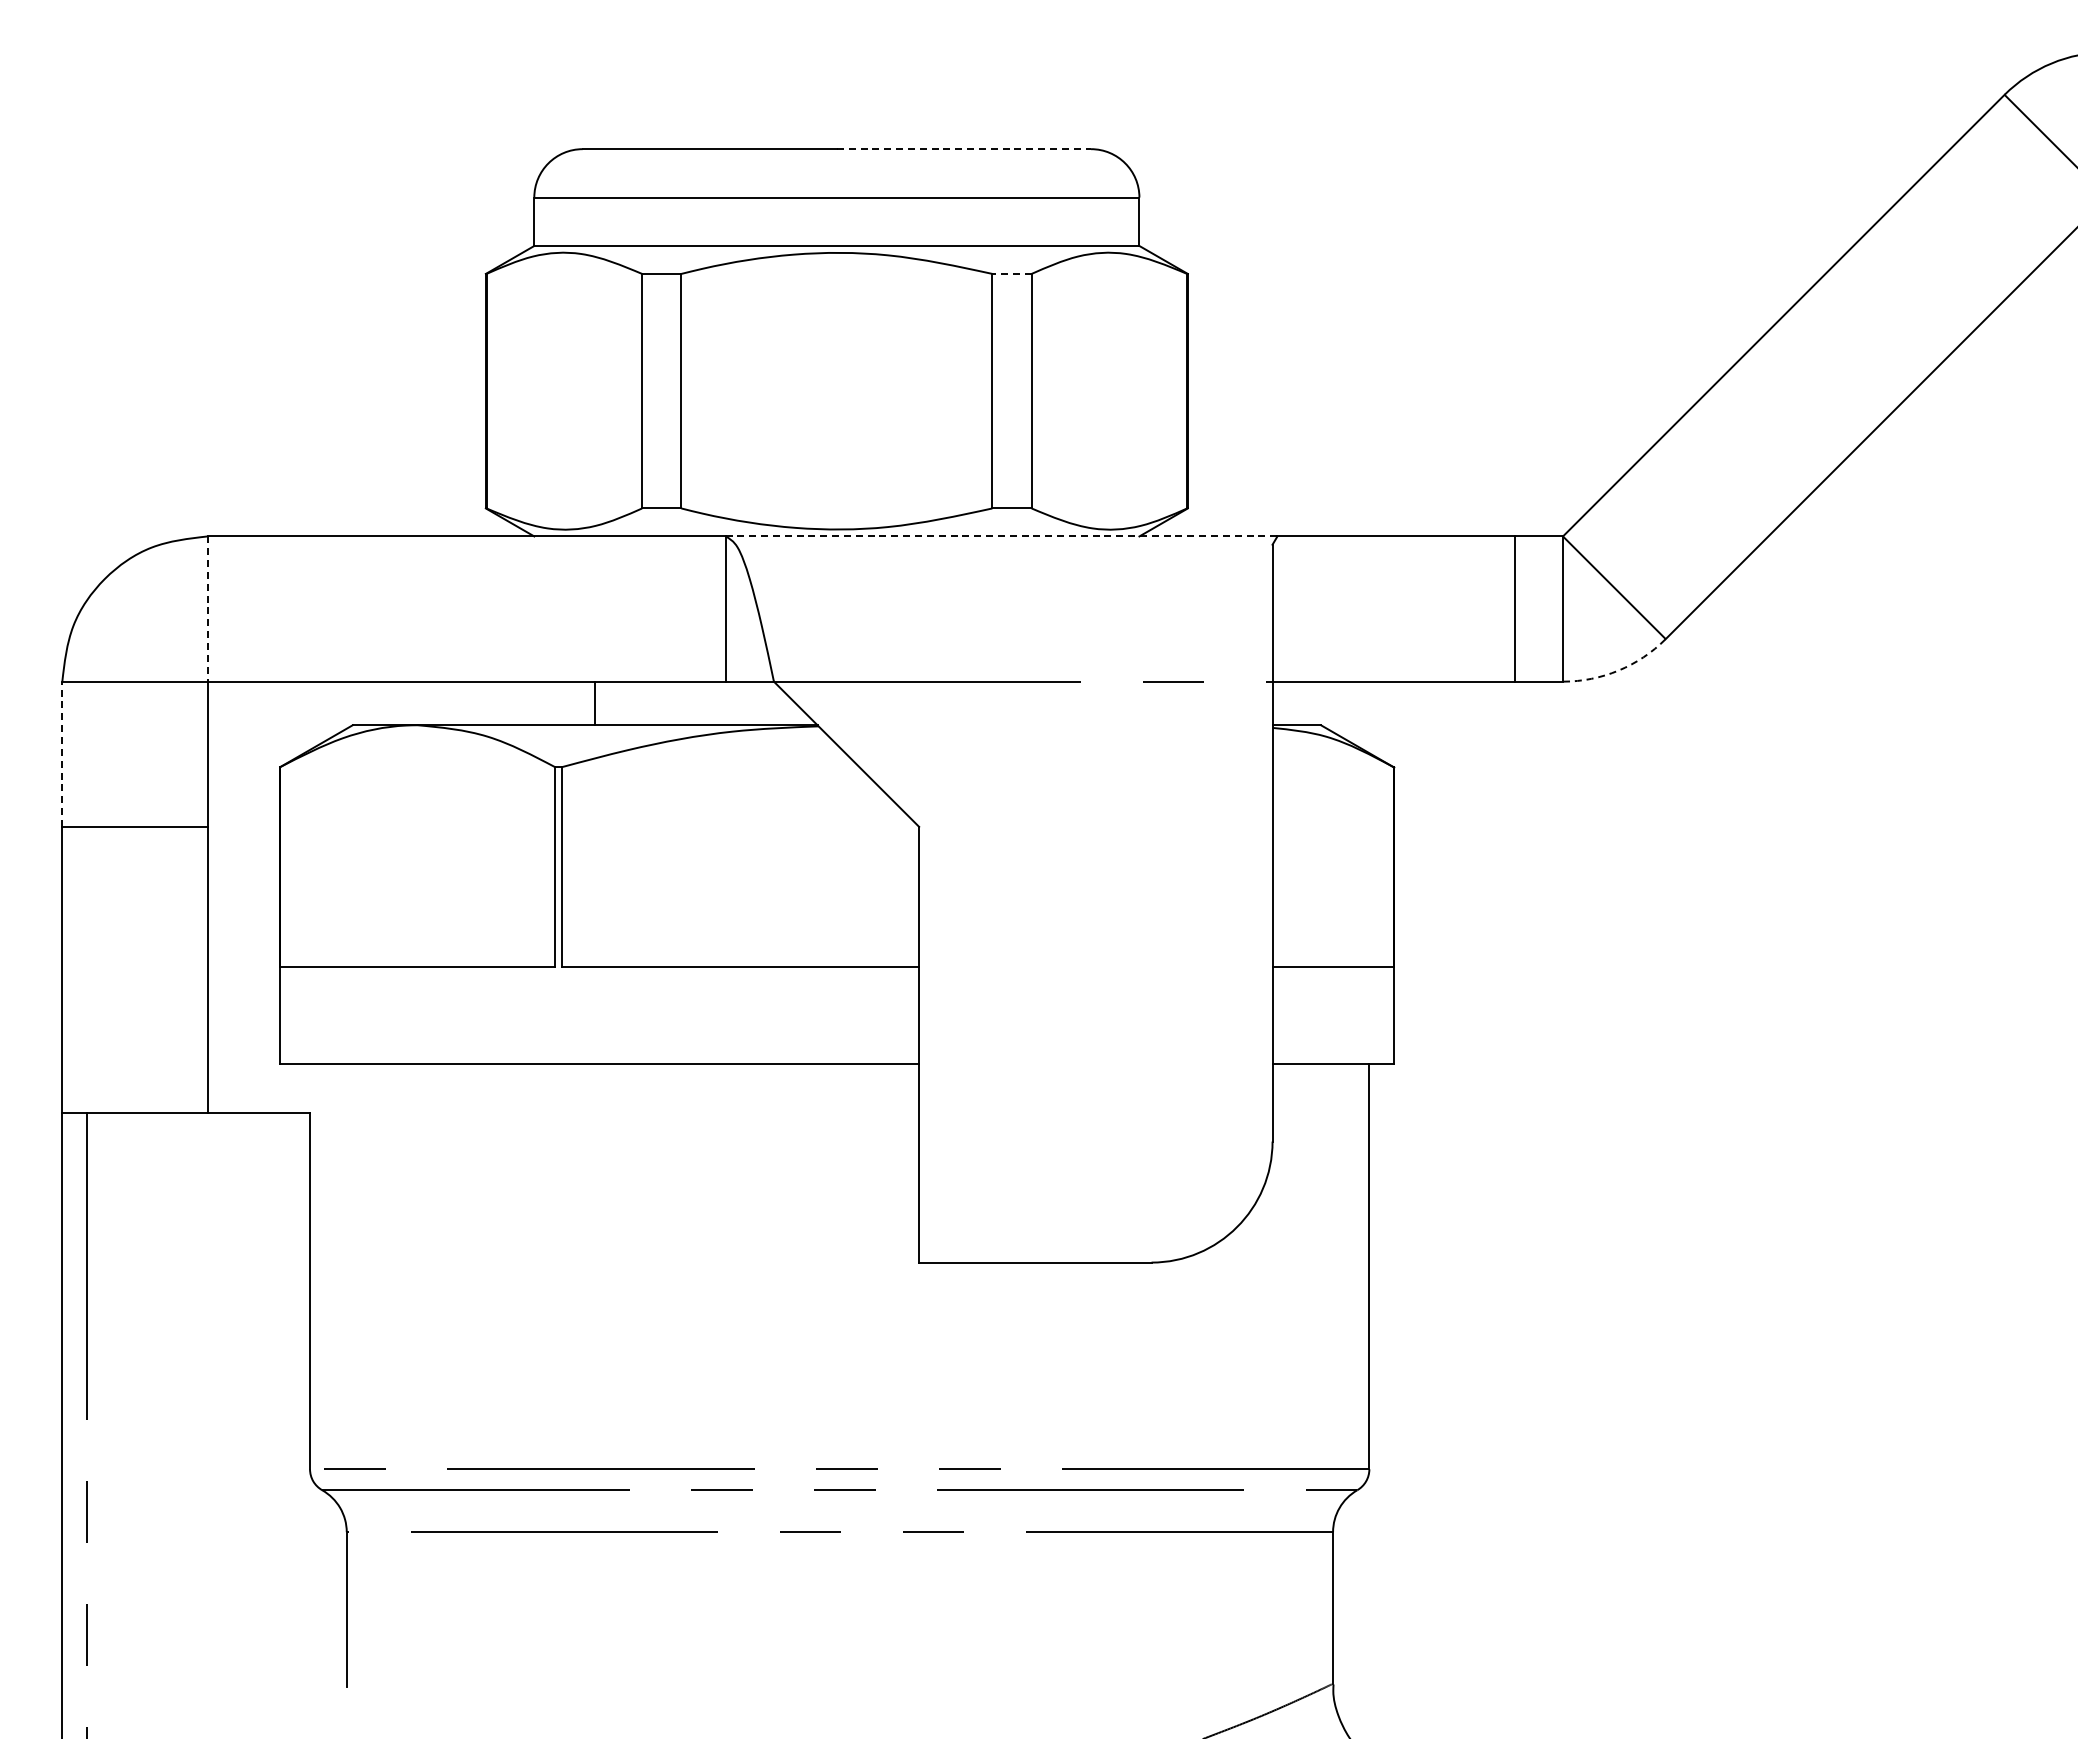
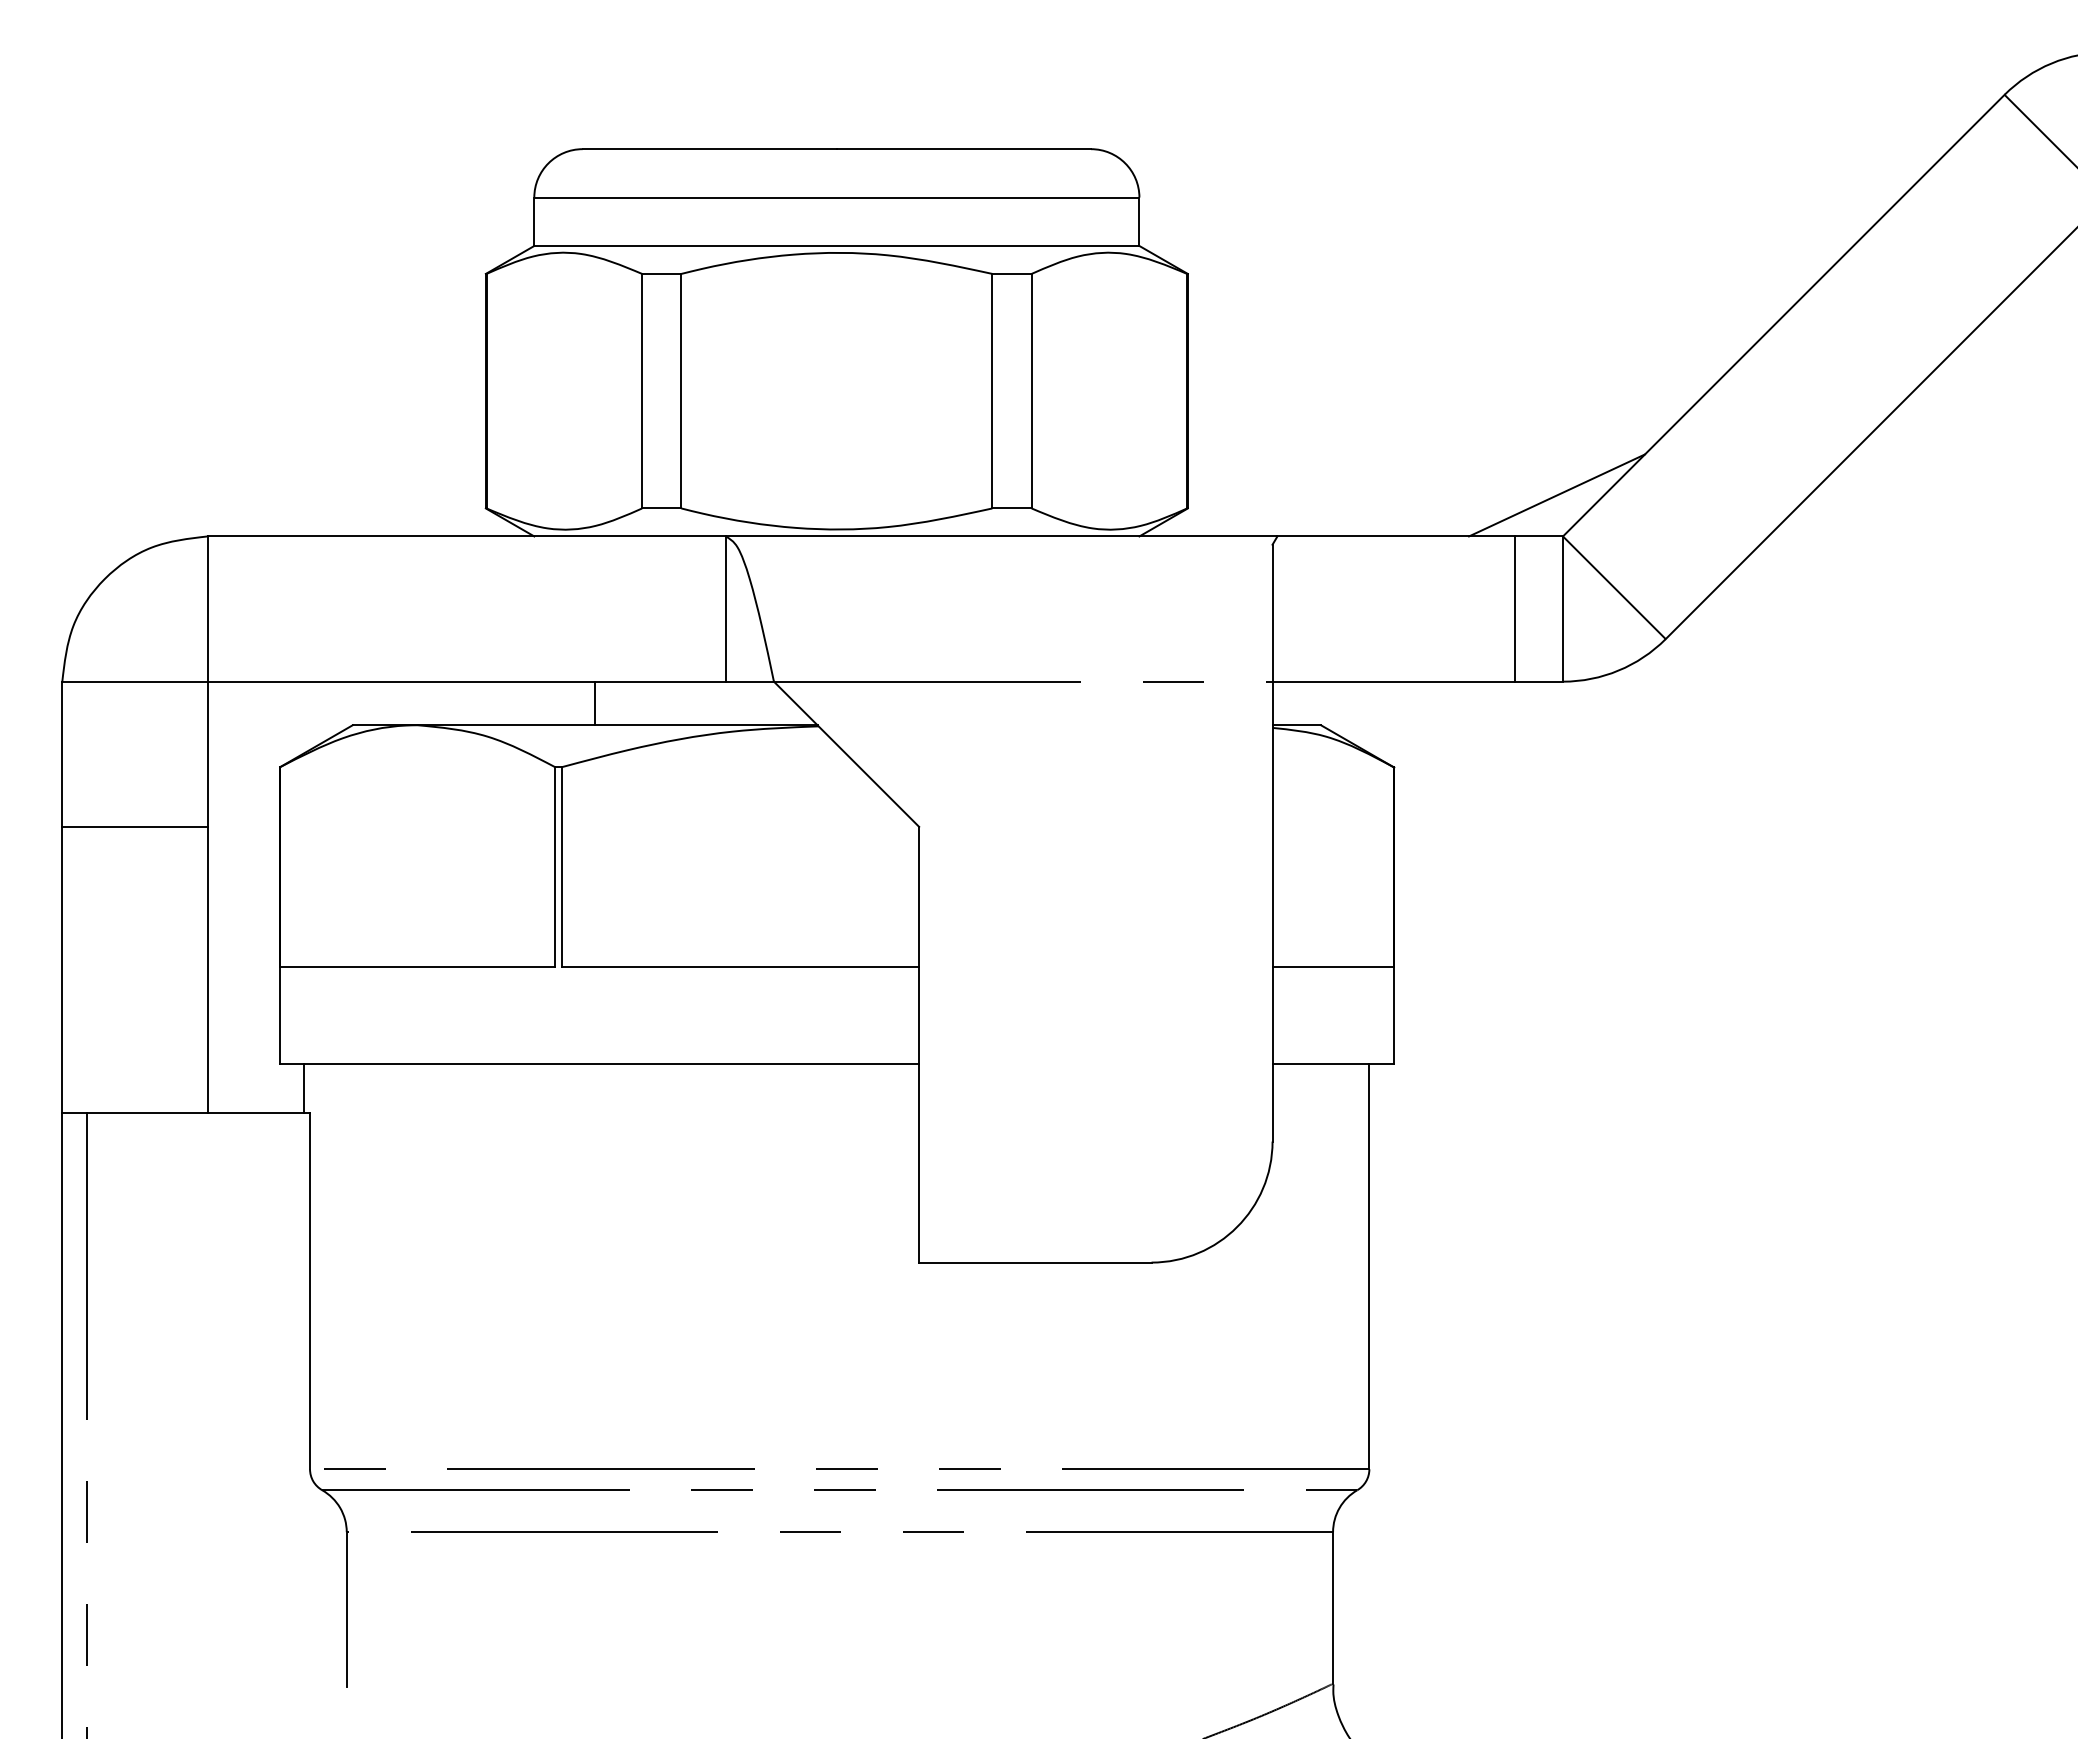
line: dashed -> solid (964, 149)
line: dashed -> solid (1012, 273)
line: none -> present (1557, 495)
line: dashed -> solid (1001, 536)
line: dashed -> solid (207, 609)
arc: dashed -> solid (1618, 670)
line: dashed -> solid (62, 754)
line: none -> present (304, 1088)
